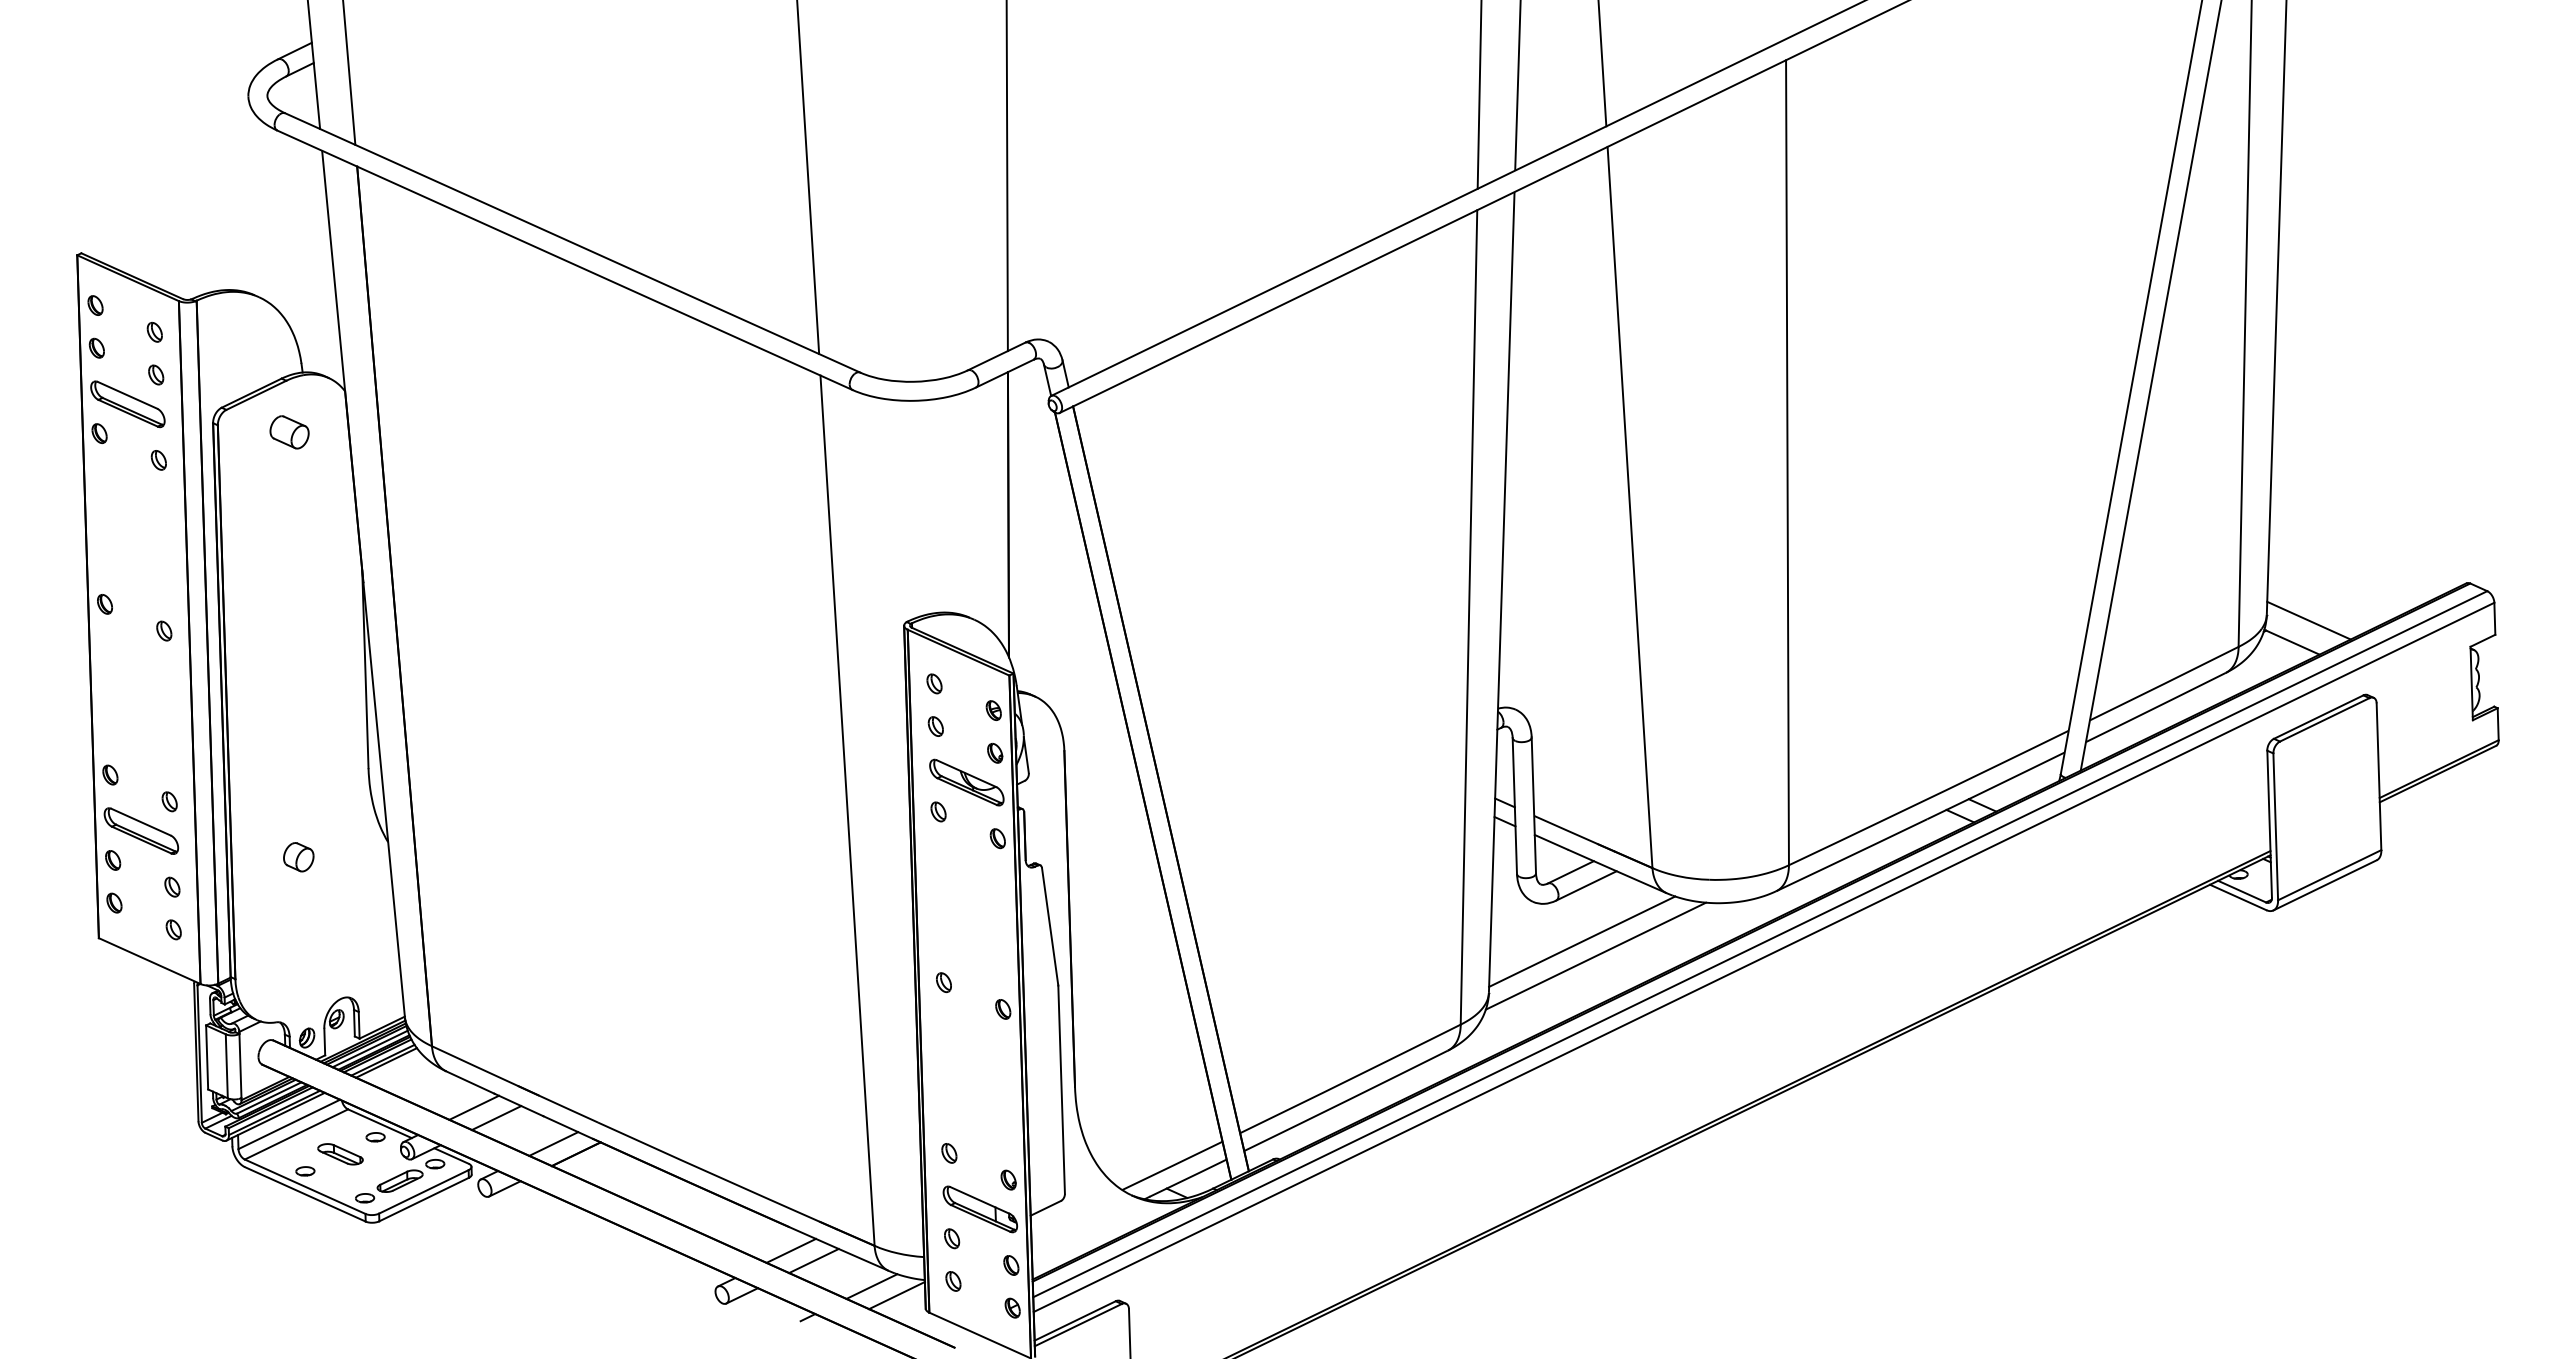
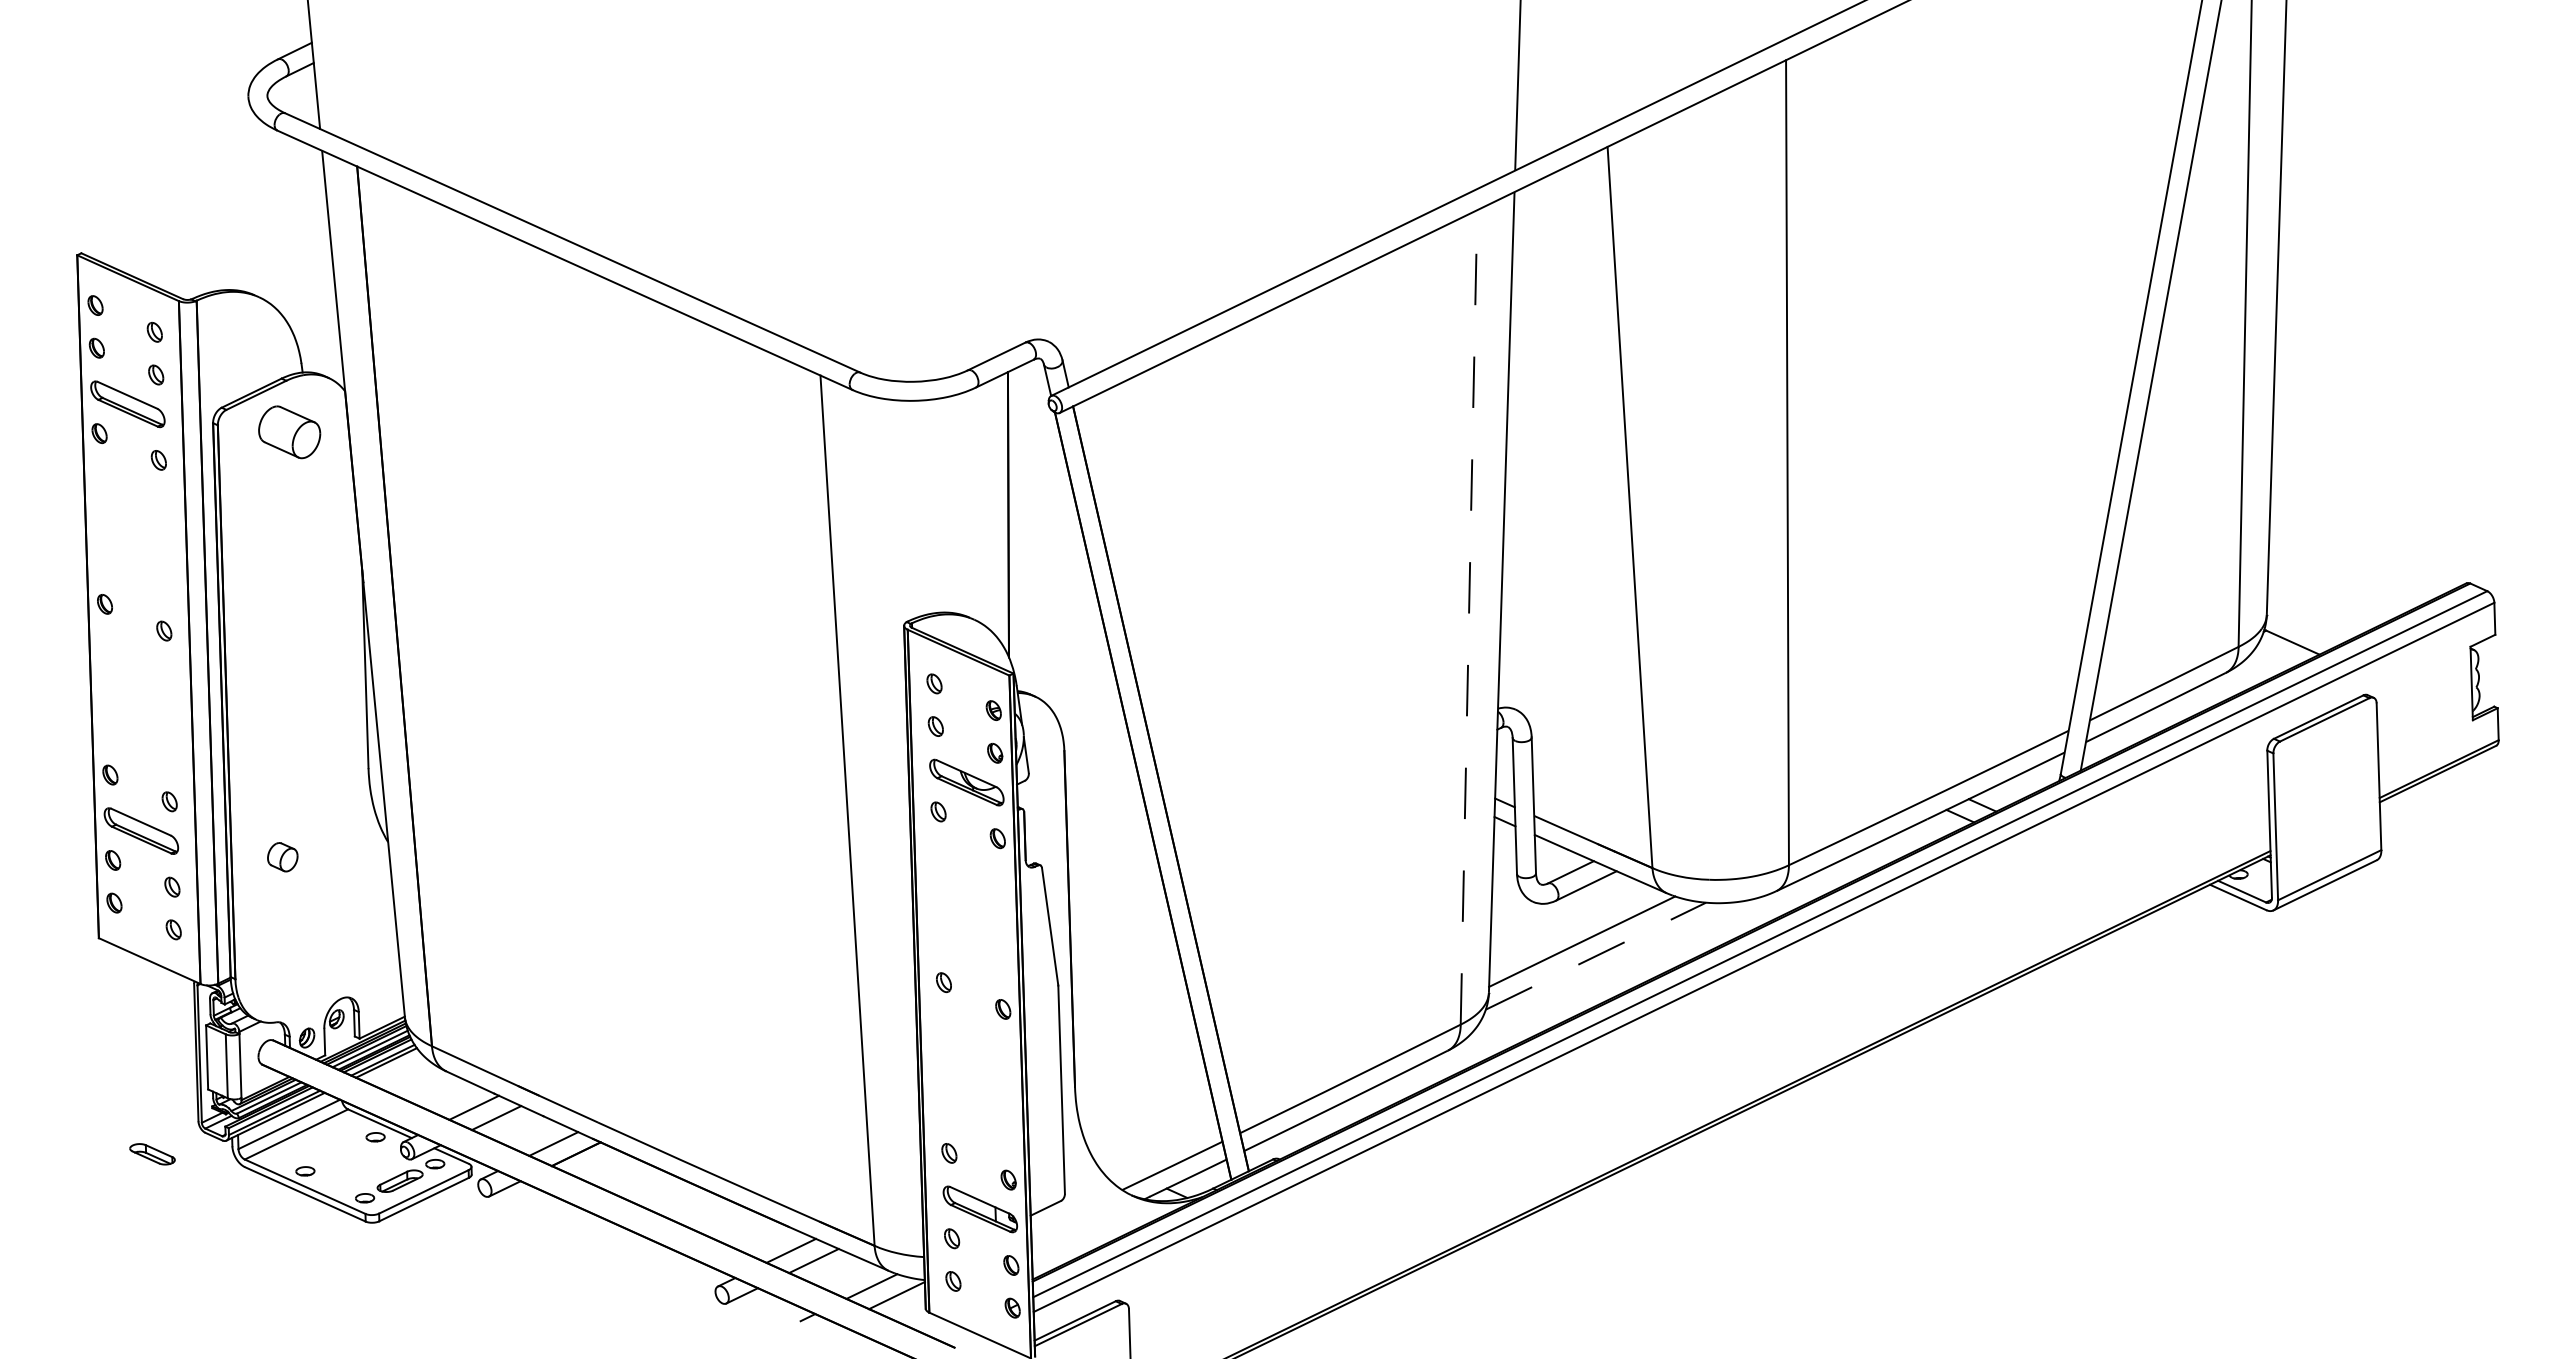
line: present -> none (1602, 64)
line: present -> none (349, 73)
line: present -> none (1479, 95)
line: present -> none (1006, 176)
line: present -> none (808, 178)
part size: 41x35 px -> 64x55 px (289, 432)
line: solid -> dashed (1469, 616)
line: present -> none (2308, 620)
part position: (298, 857) -> (282, 857) (282, 857)
line: solid -> dashed (1596, 955)
part position: (340, 1154) -> (152, 1154) (152, 1154)
